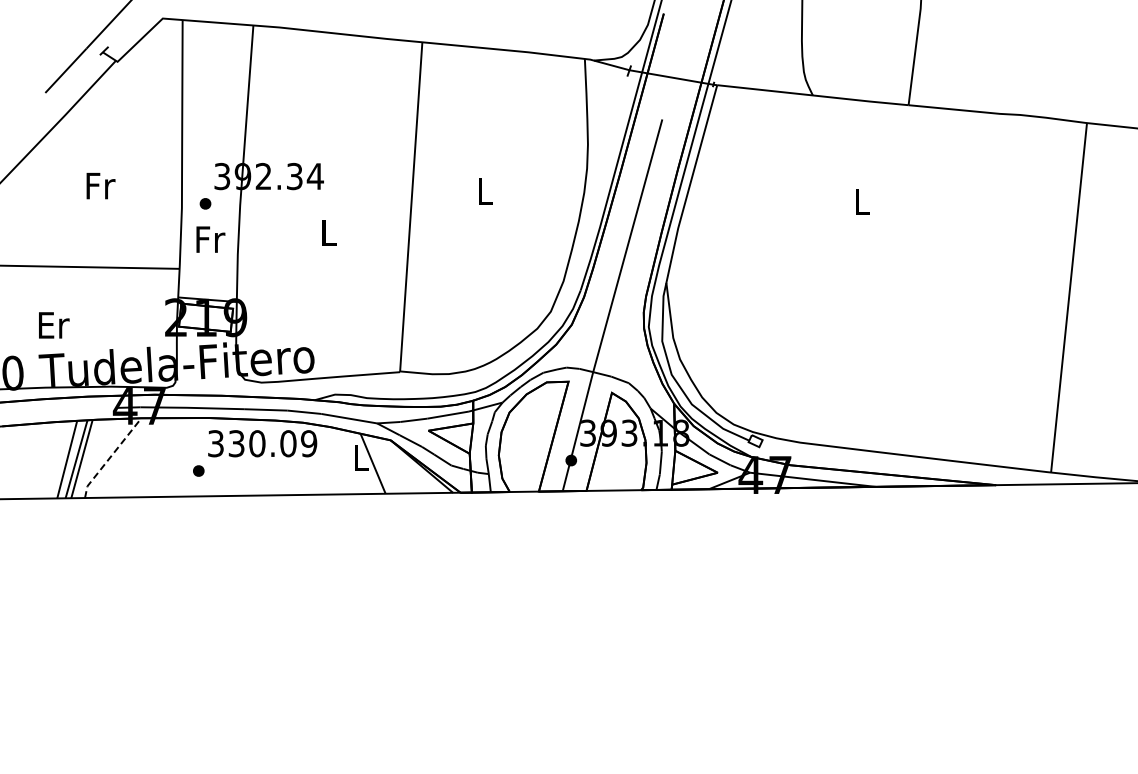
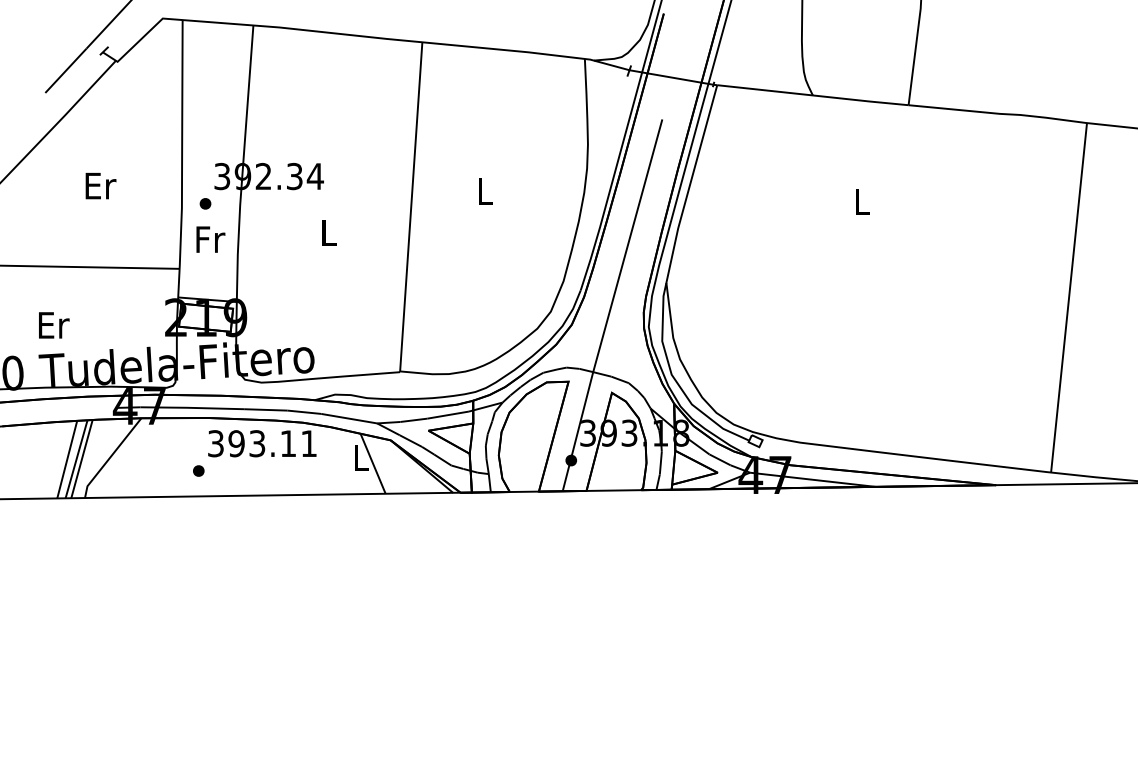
text: Fr -> Er (100, 186)
text: 330.09 -> 393.11 (272, 443)
line: dashed -> solid (110, 457)
